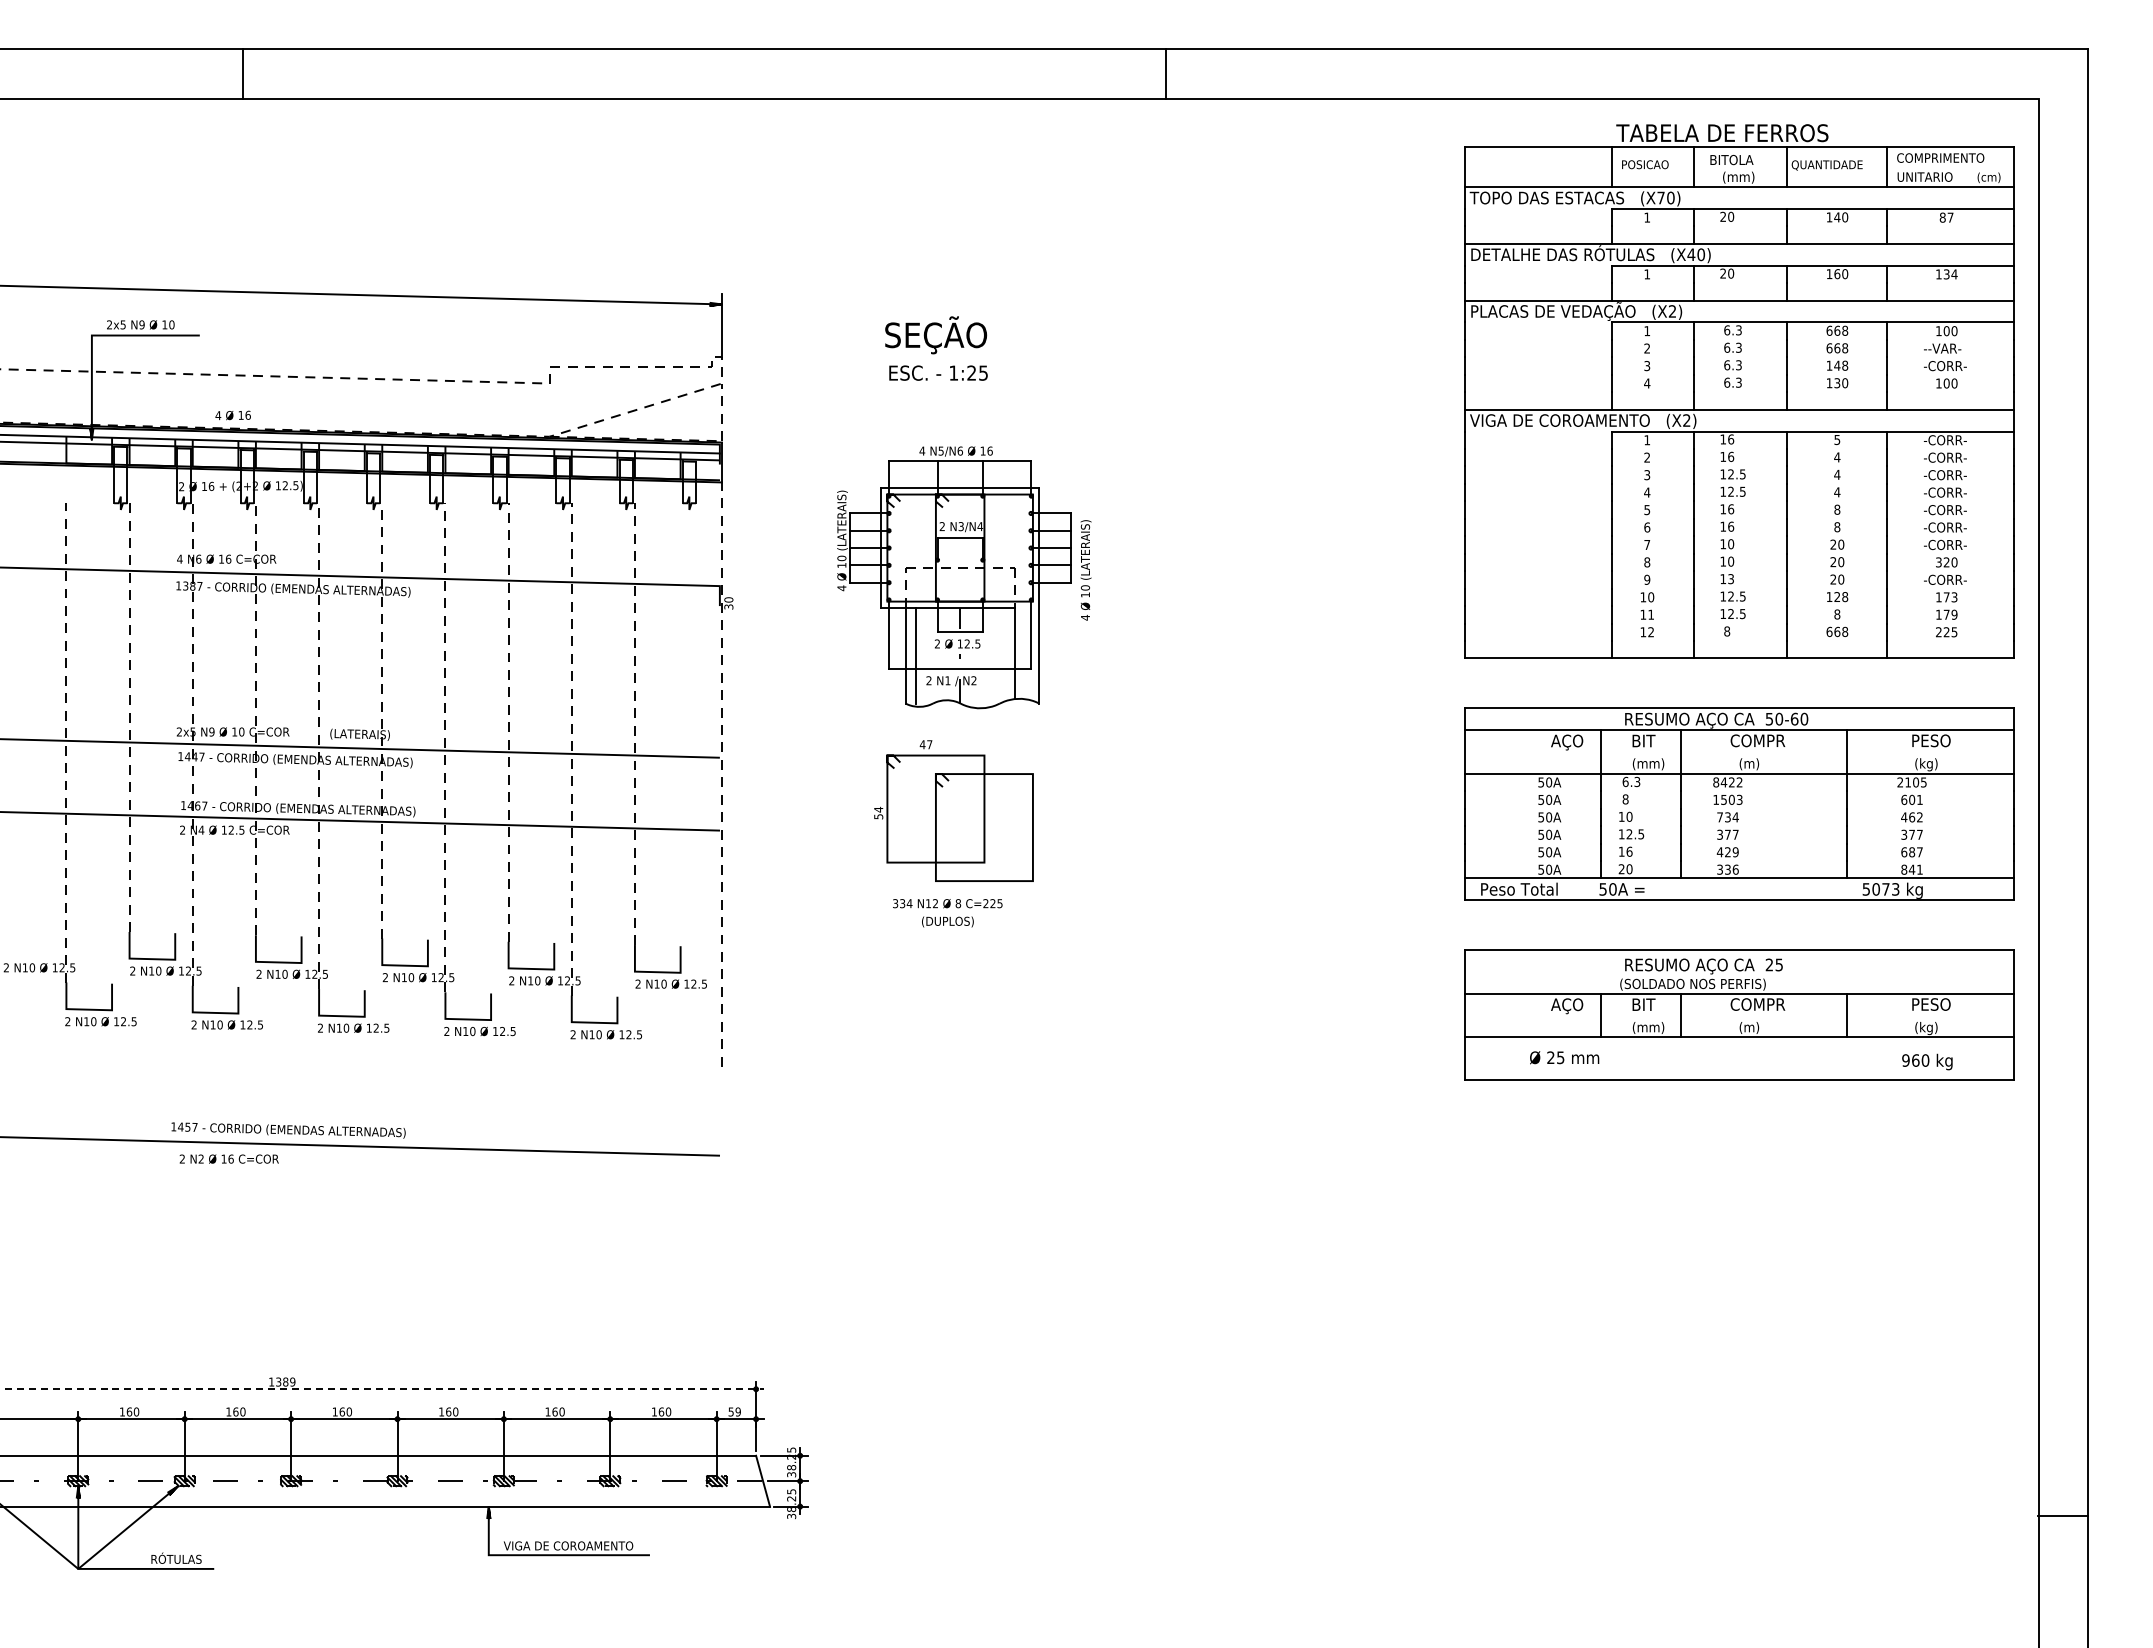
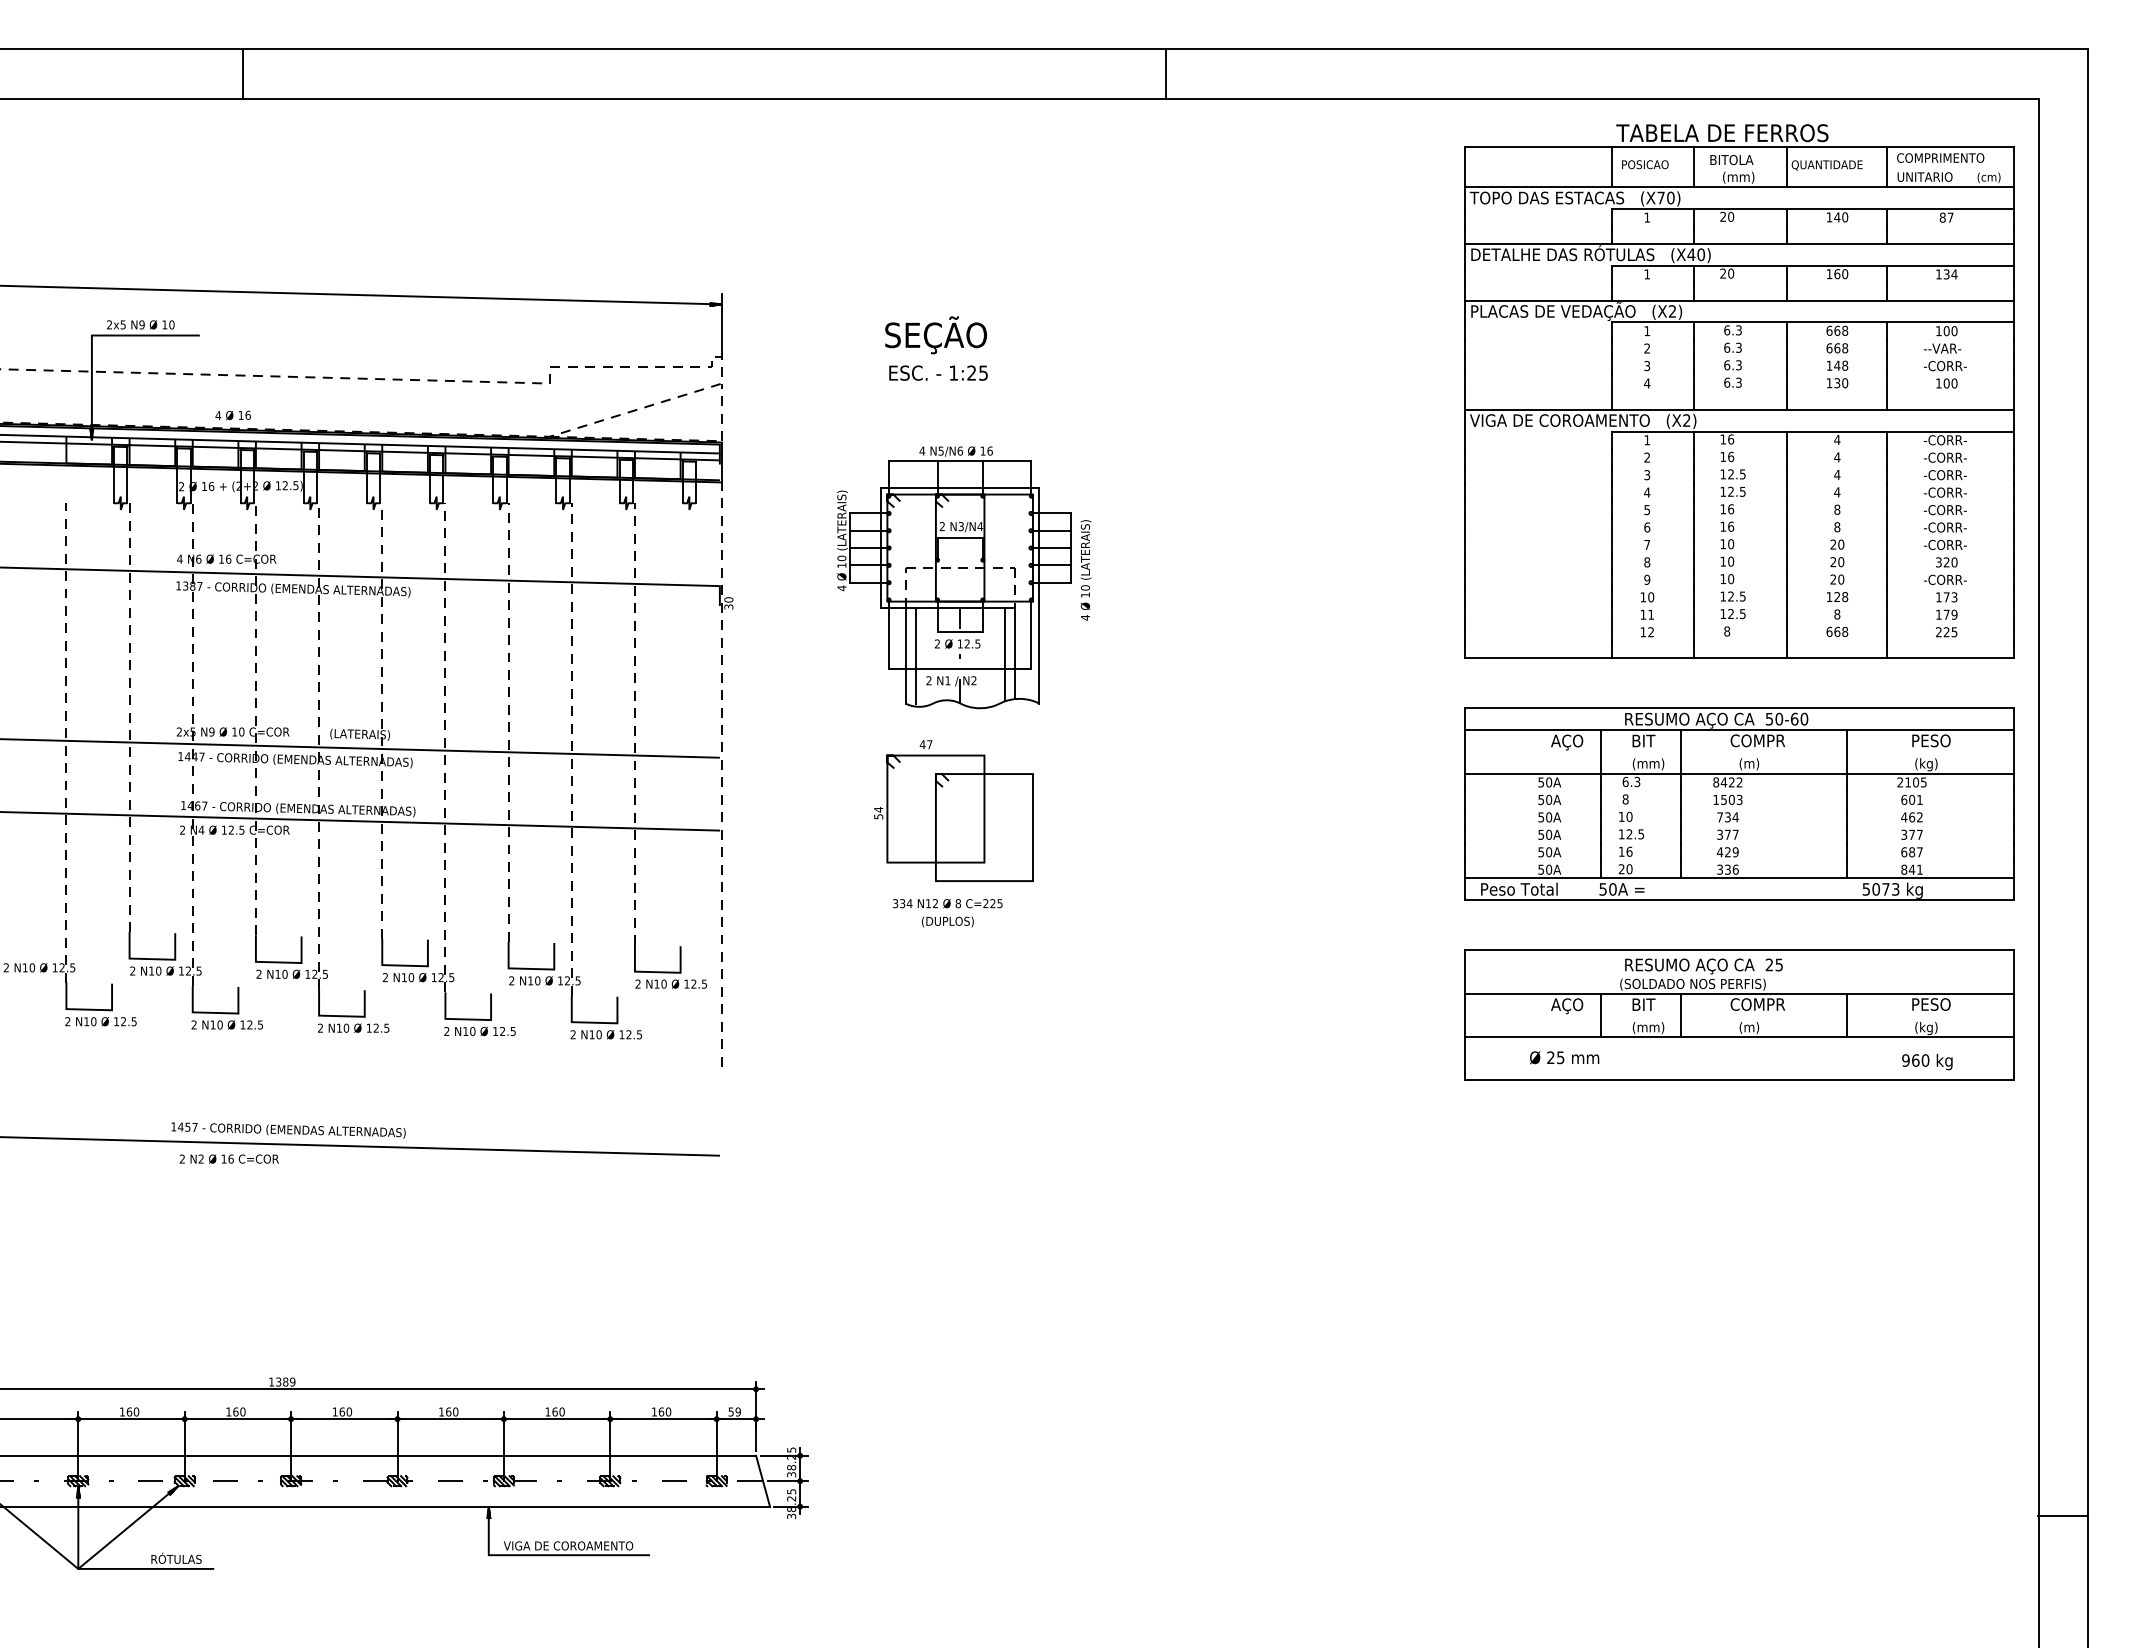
text: 5 -> 4 (1837, 440)
text: 13 -> 10 (1731, 579)
line: none -> present (1005, 654)
line: dashed -> solid (382, 1389)
